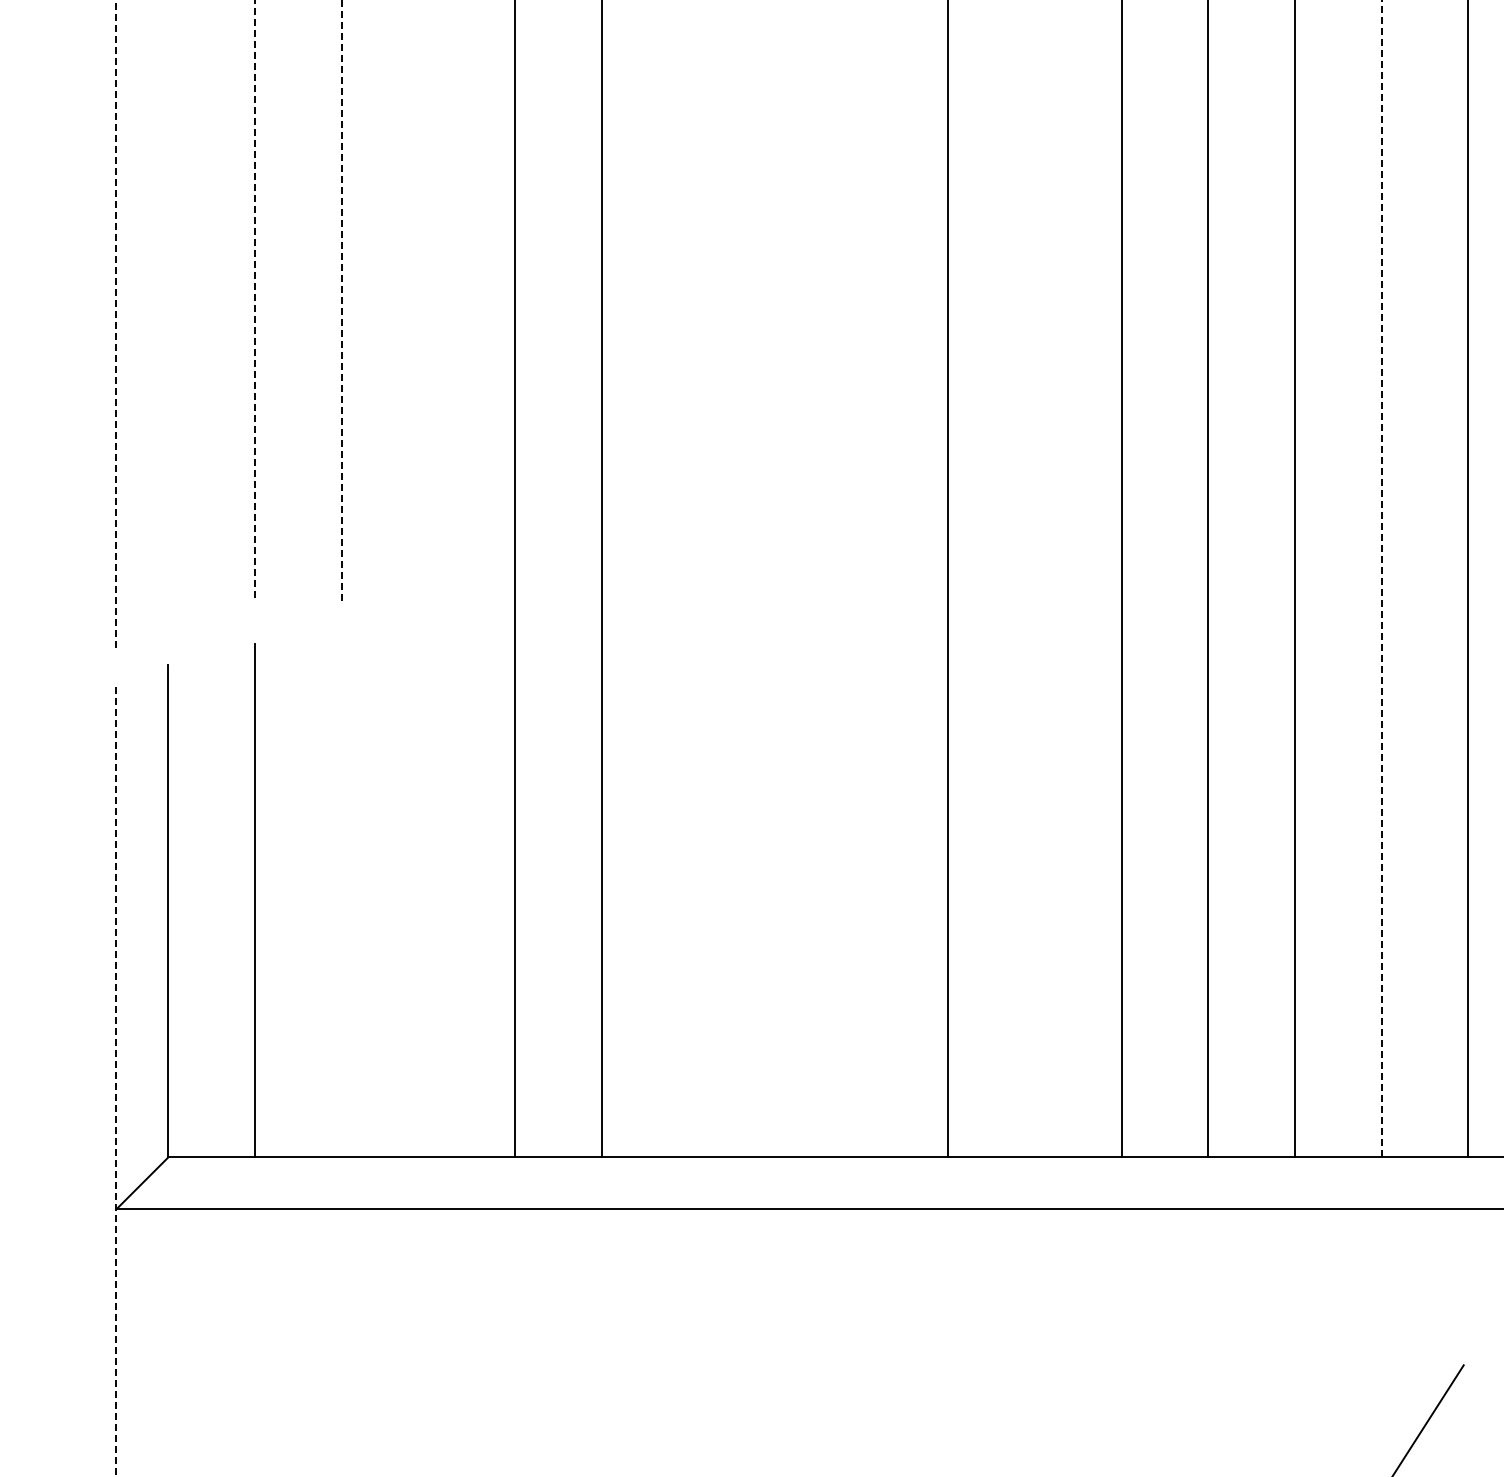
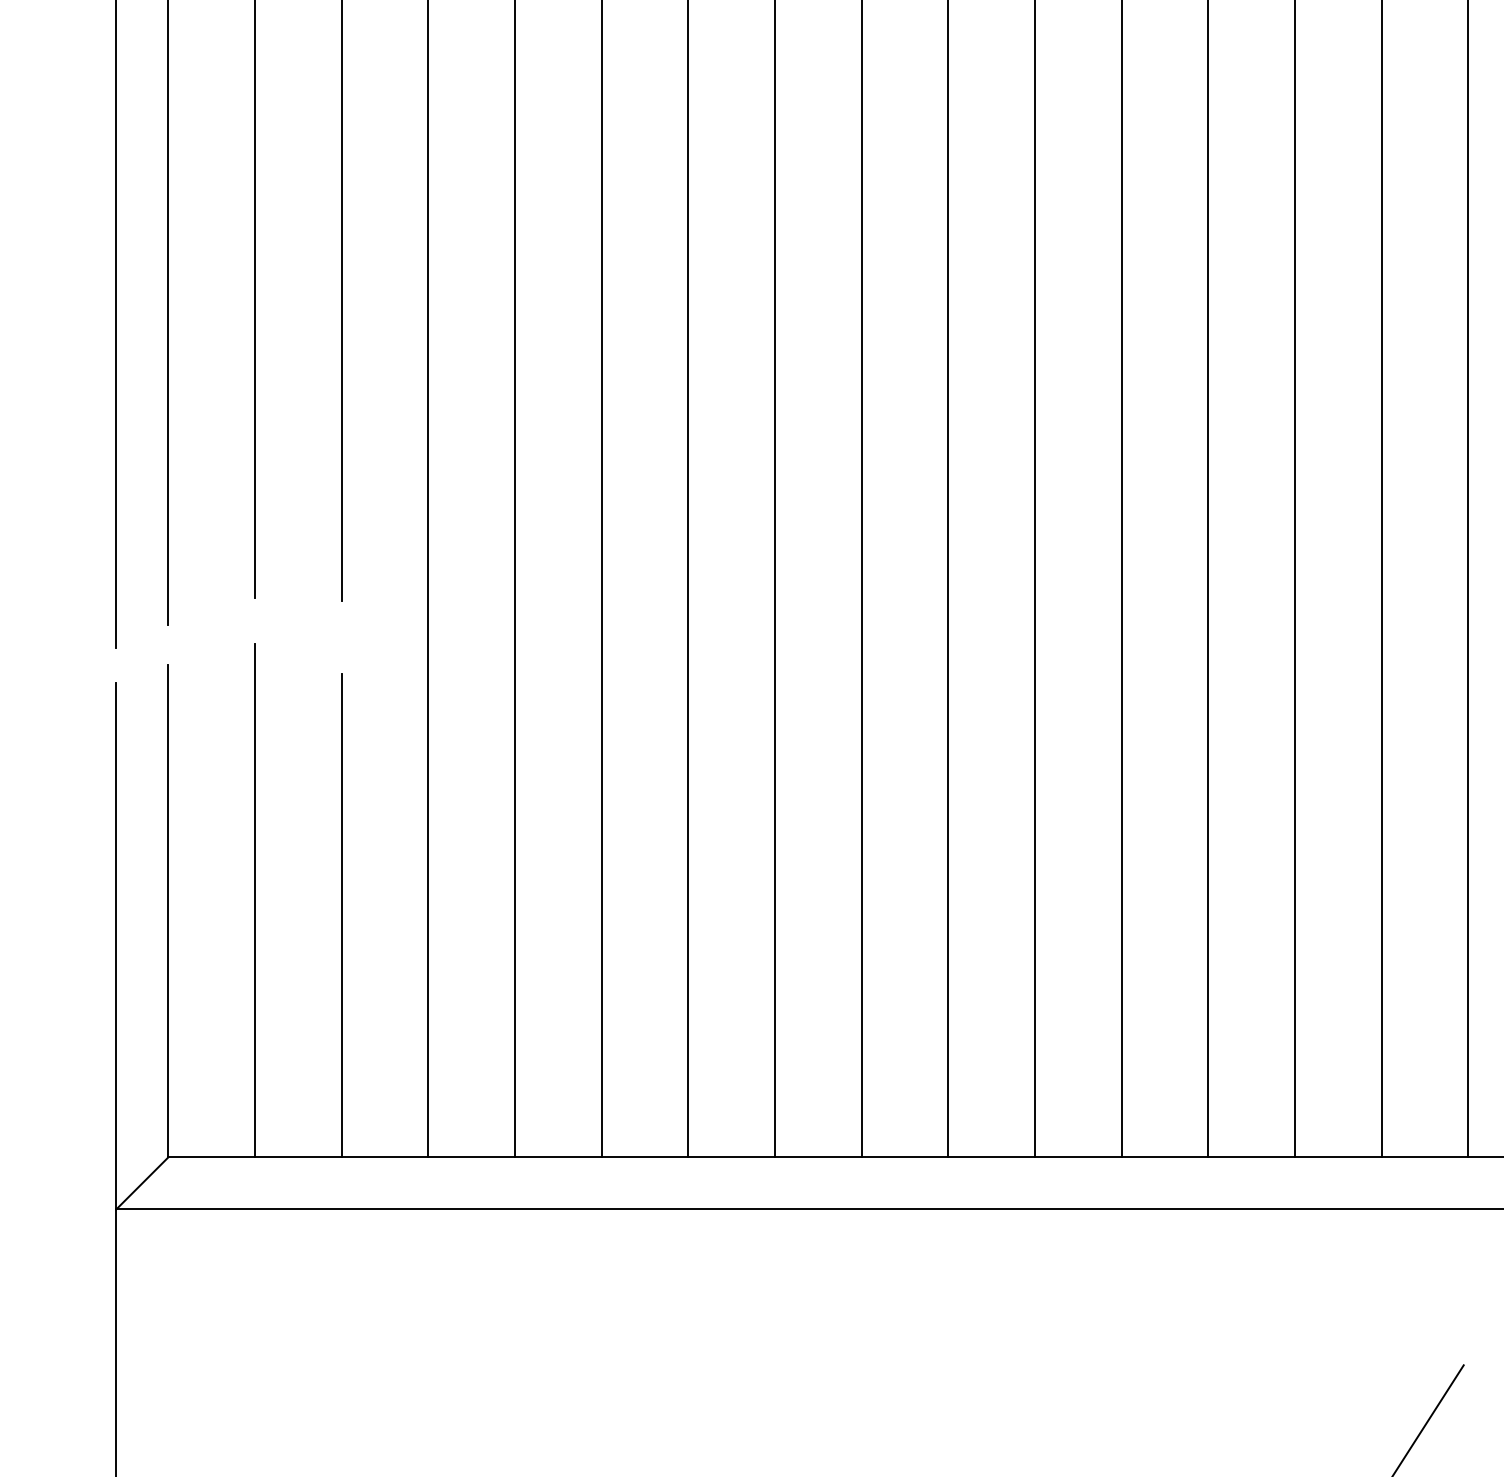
line: dashed -> solid (254, 298)
line: dashed -> solid (341, 300)
line: none -> present (168, 313)
line: dashed -> solid (116, 324)
line: dashed -> solid (1381, 578)
line: none -> present (428, 579)
line: none -> present (688, 579)
line: none -> present (775, 579)
line: none -> present (861, 579)
line: none -> present (1035, 579)
line: none -> present (341, 915)
line: dashed -> solid (116, 1079)
